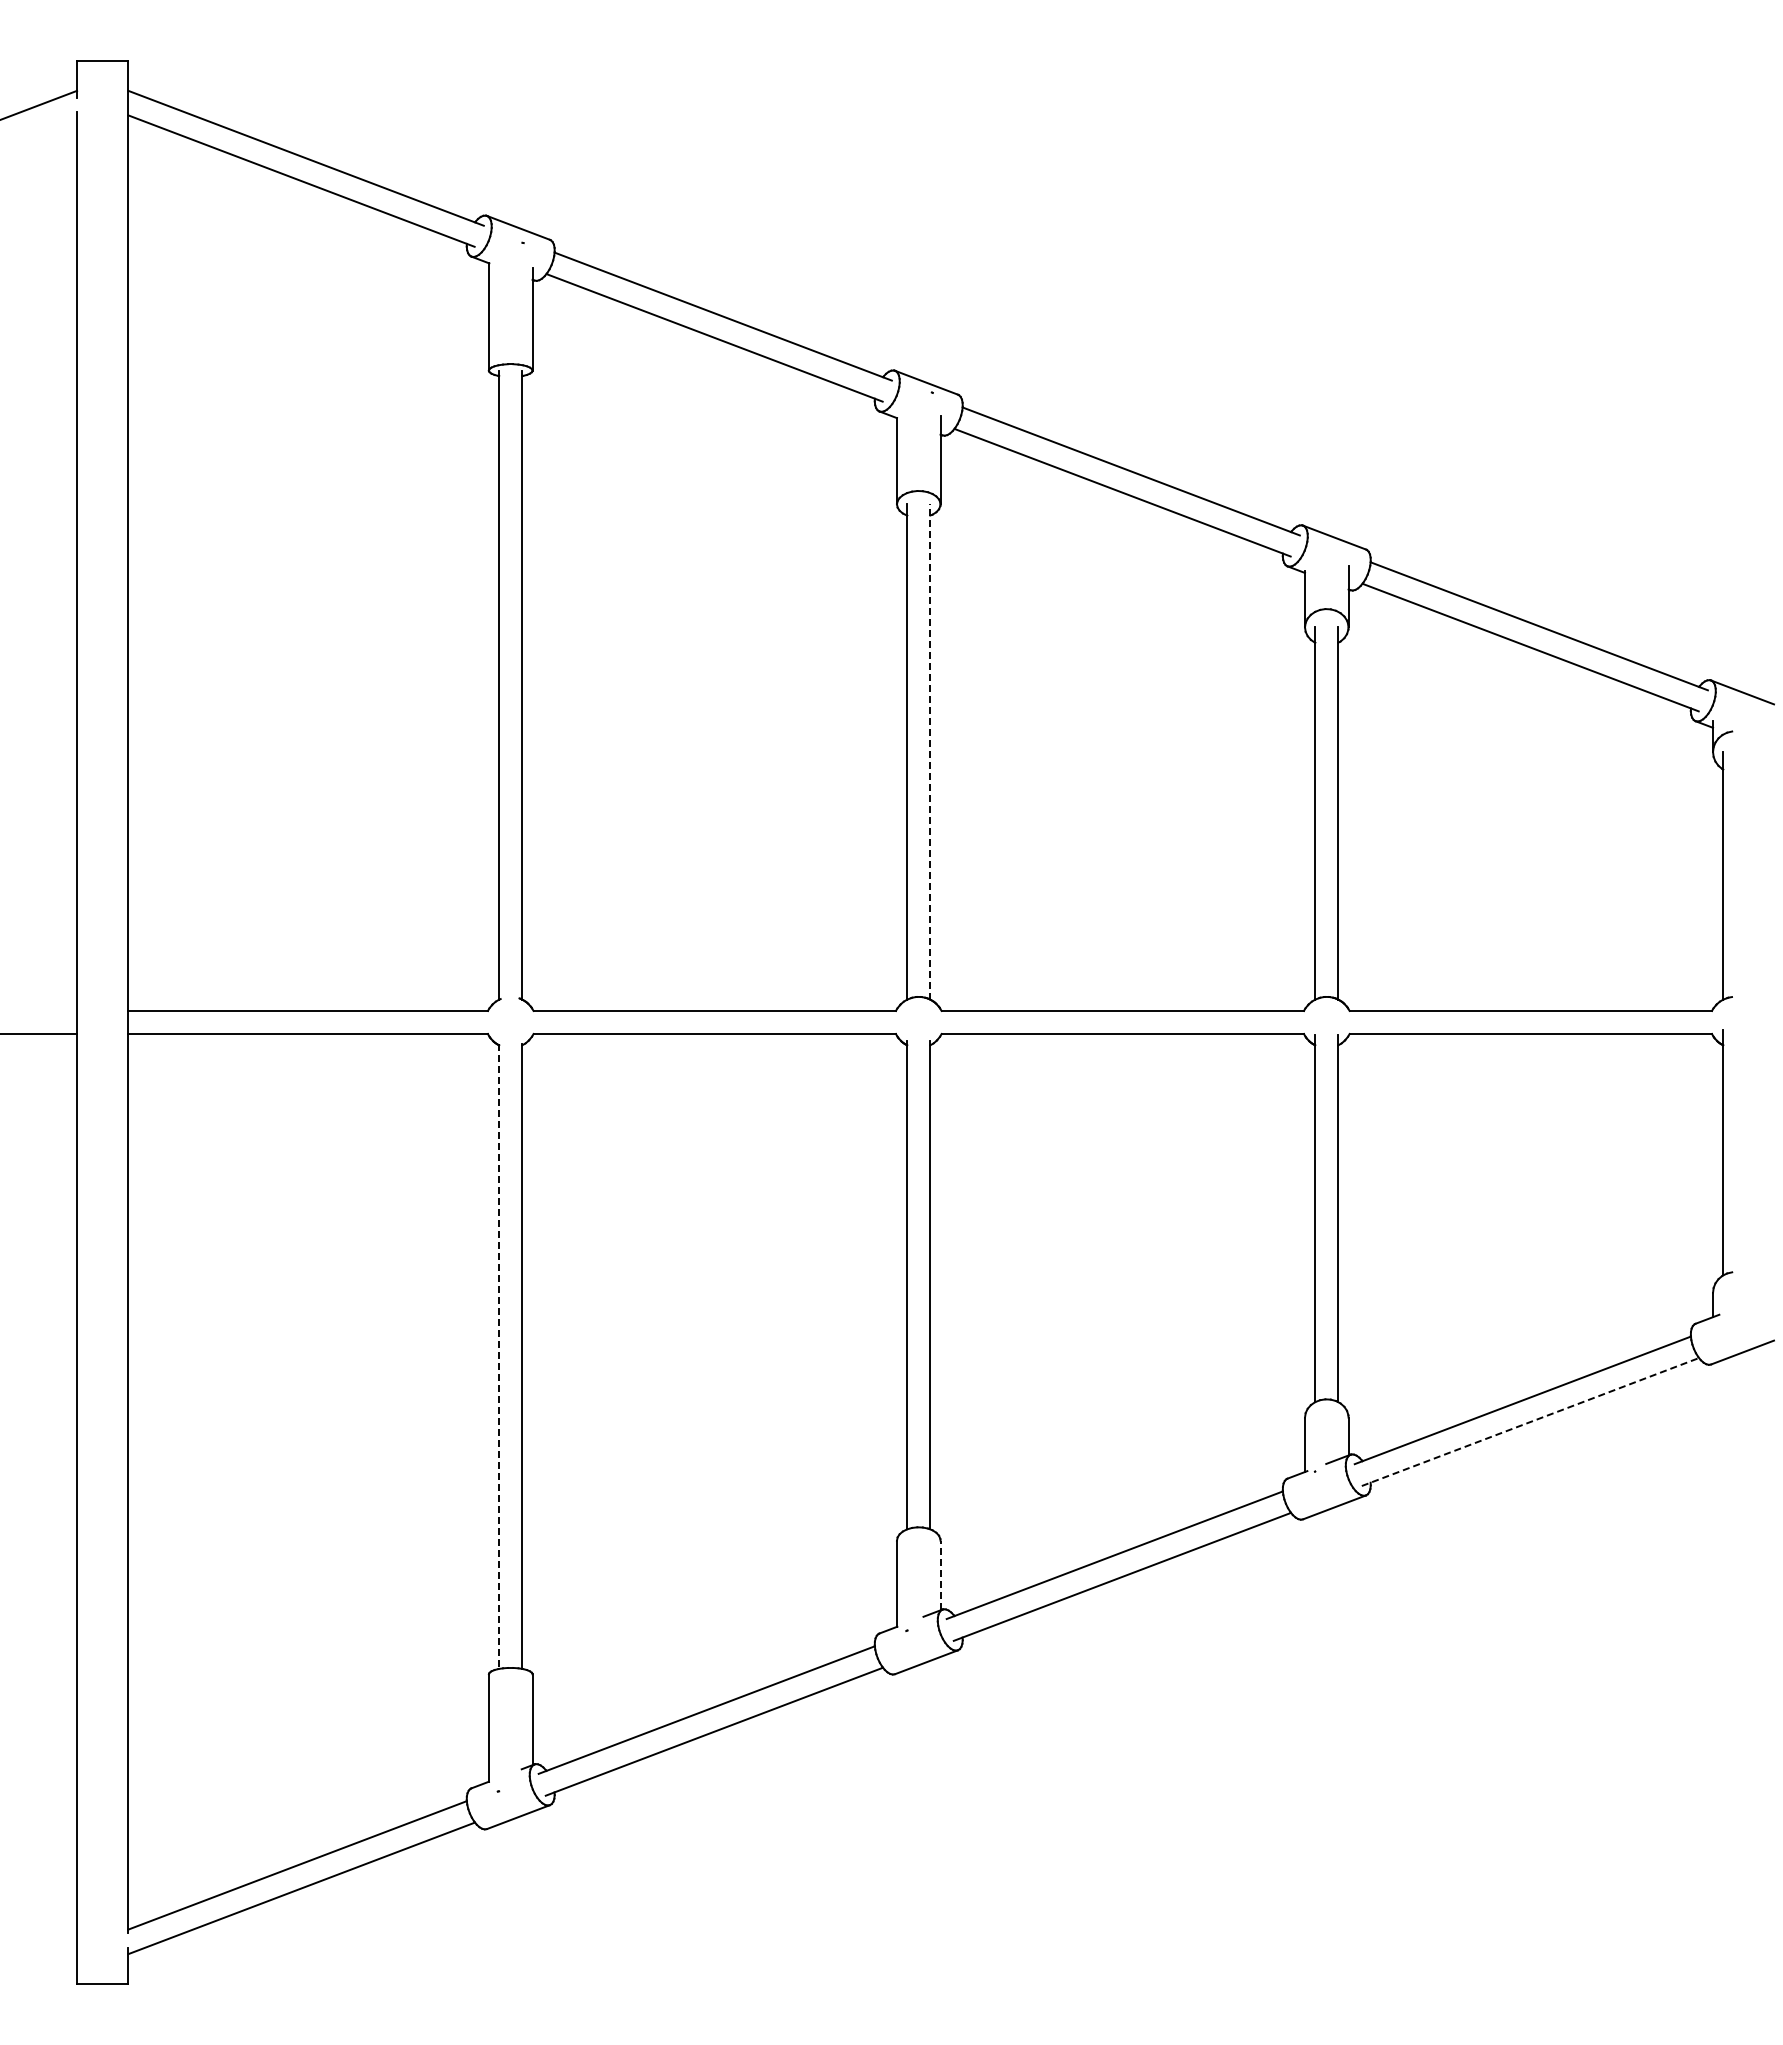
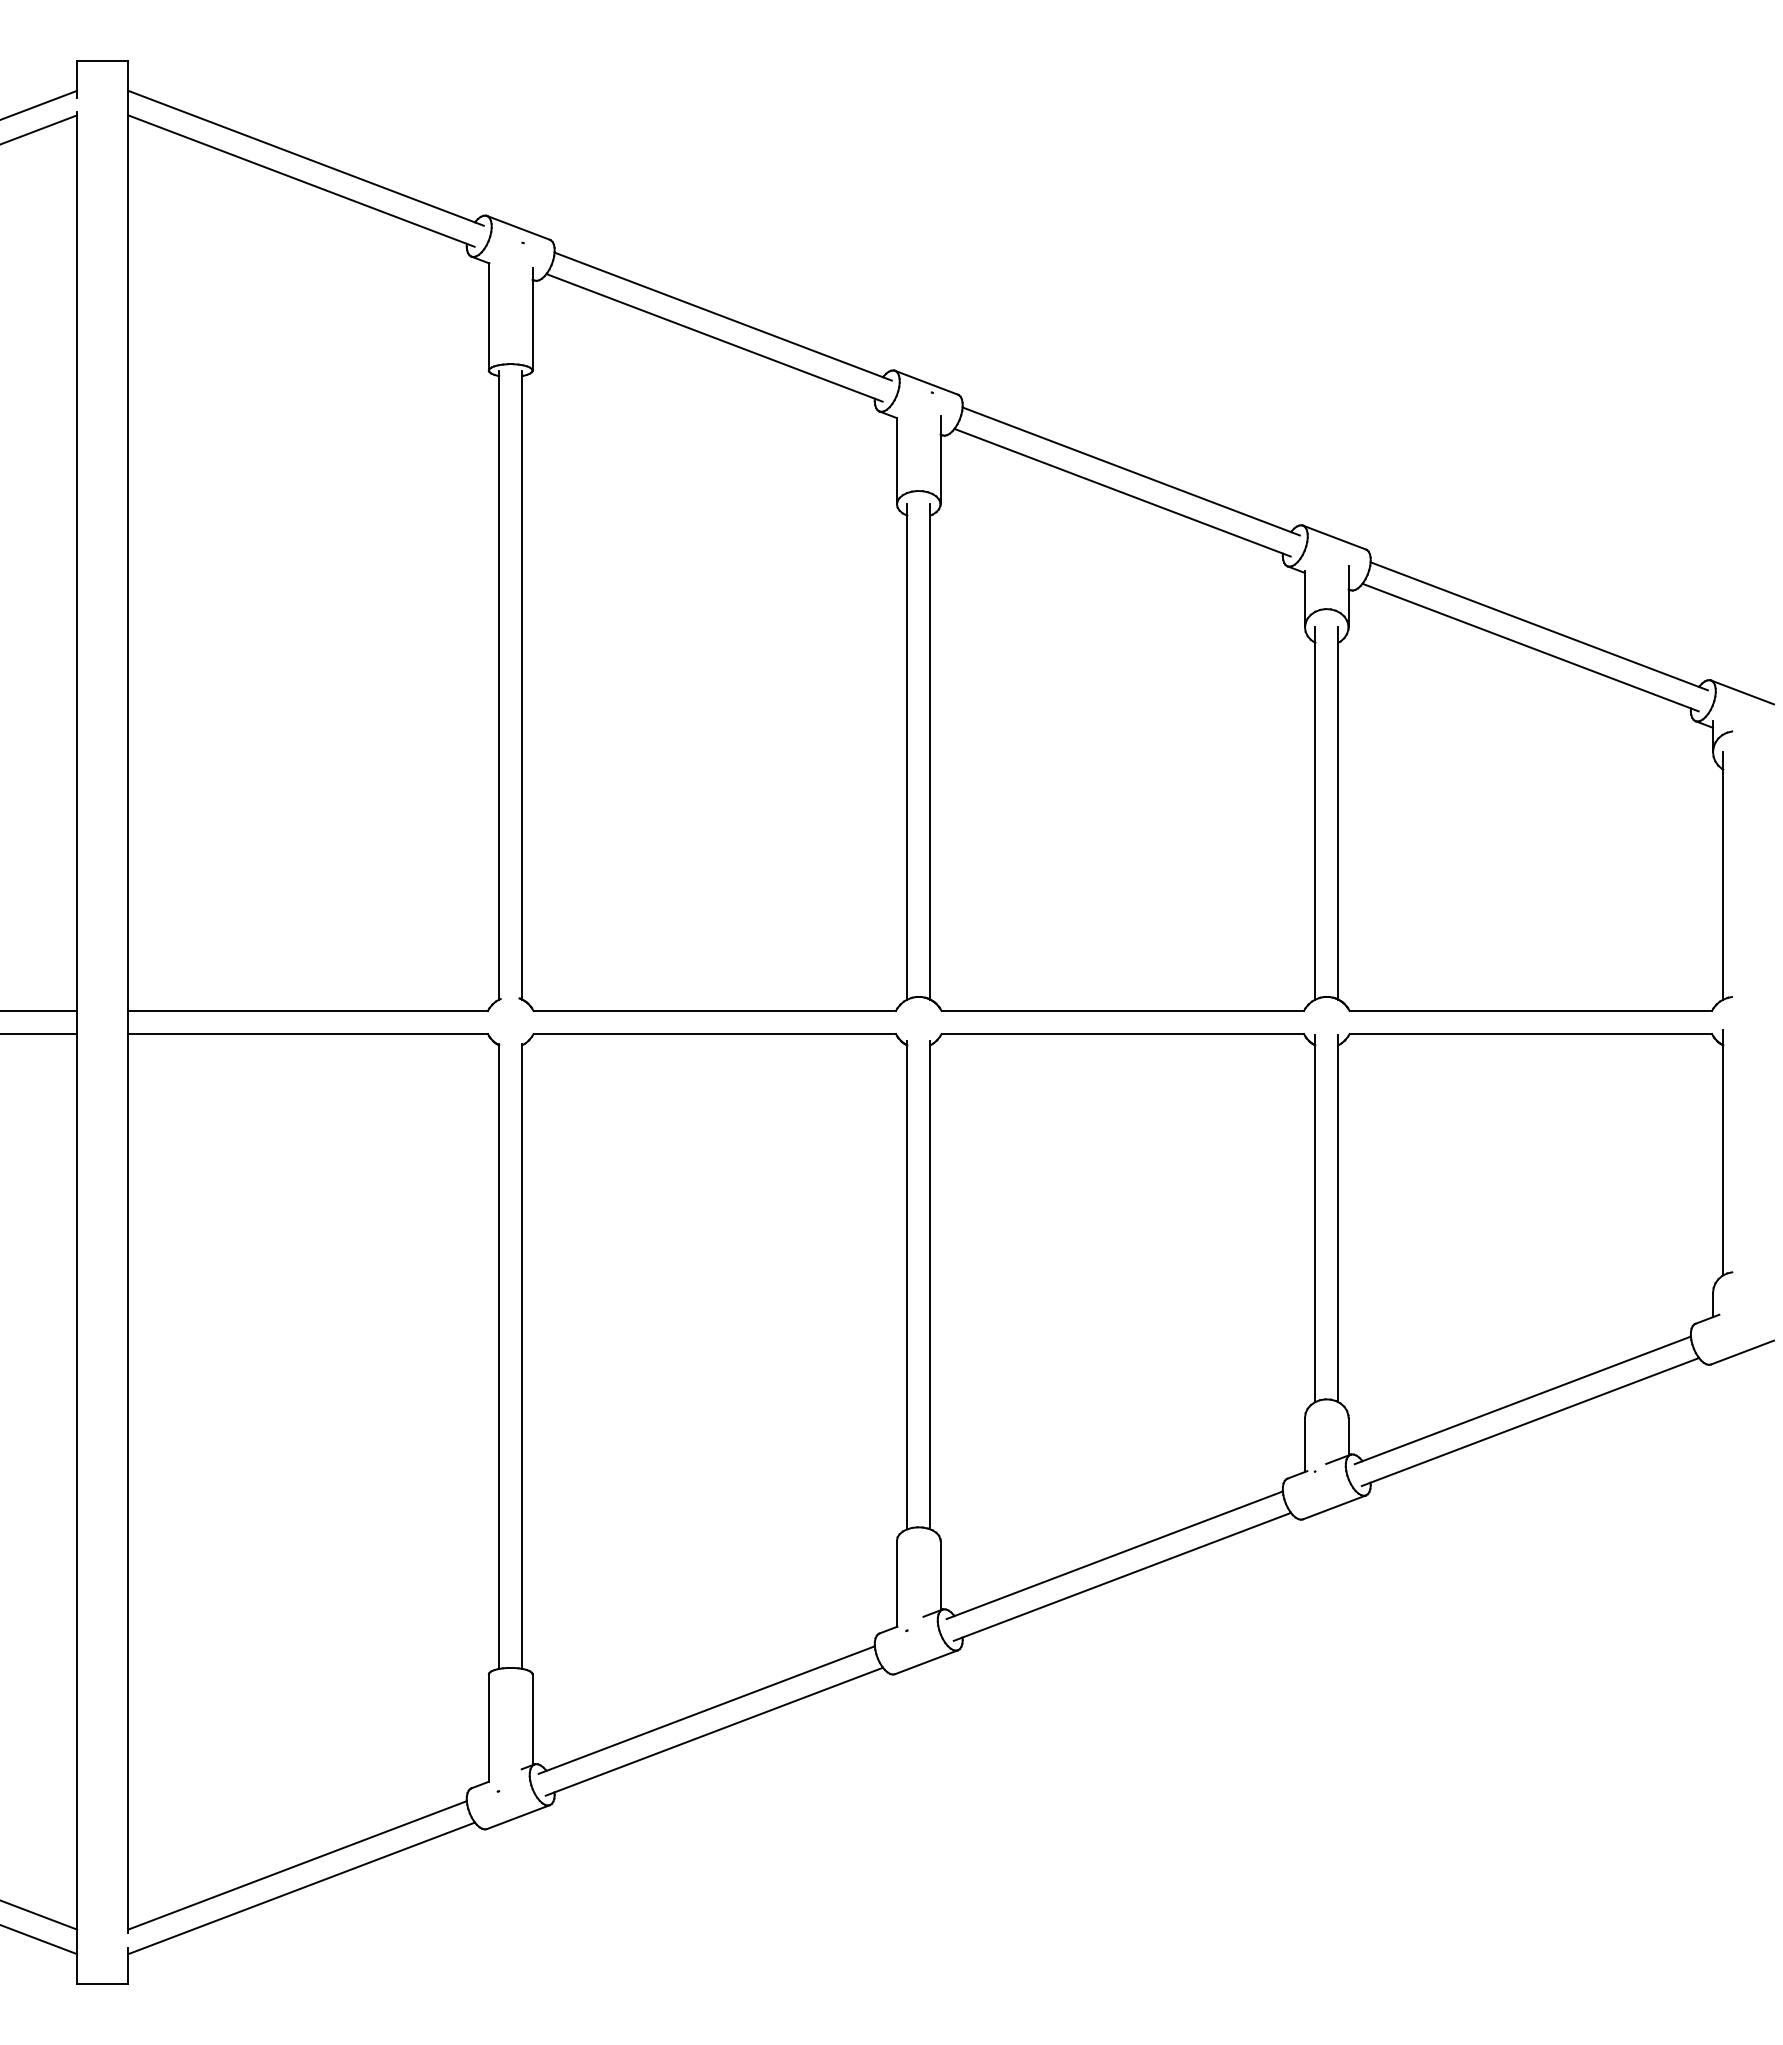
line: none -> present (39, 129)
line: dashed -> solid (930, 752)
line: none -> present (39, 1011)
line: dashed -> solid (499, 1357)
line: dashed -> solid (1530, 1421)
line: dashed -> solid (940, 1575)
line: none -> present (39, 1915)
line: none -> present (39, 1939)
